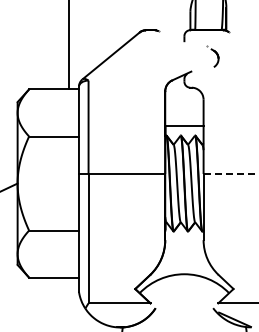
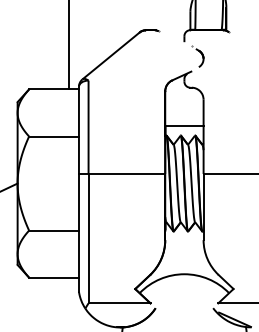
part position: (212, 56) -> (197, 56) (197, 56)
line: dashed -> solid (231, 173)
